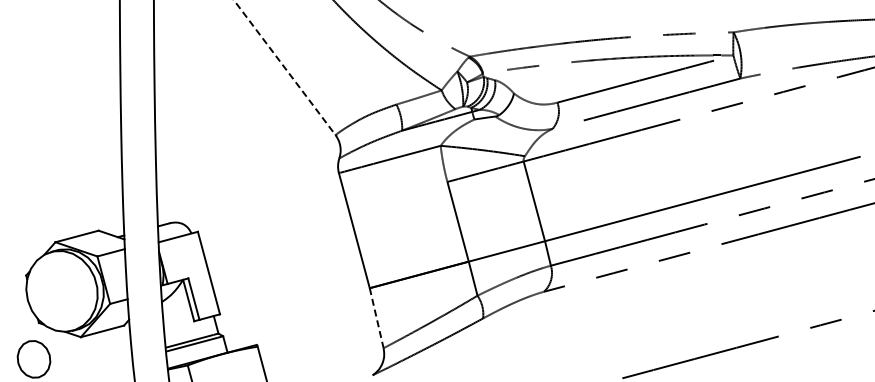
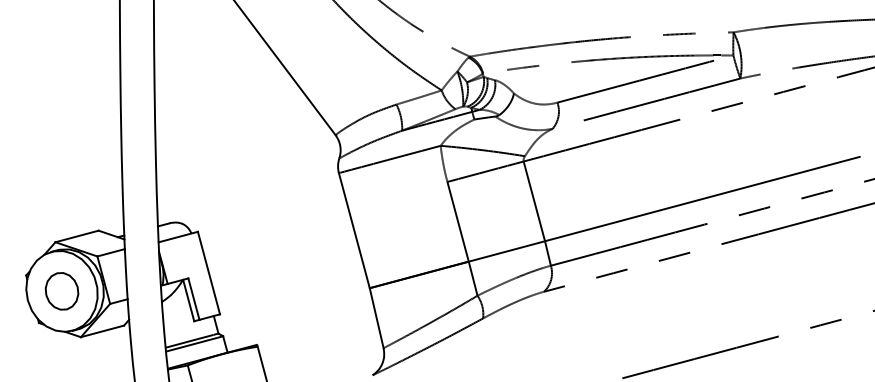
line: dashed -> solid (285, 68)
line: dashed -> solid (376, 318)
part position: (33, 359) -> (61, 291) (61, 291)
